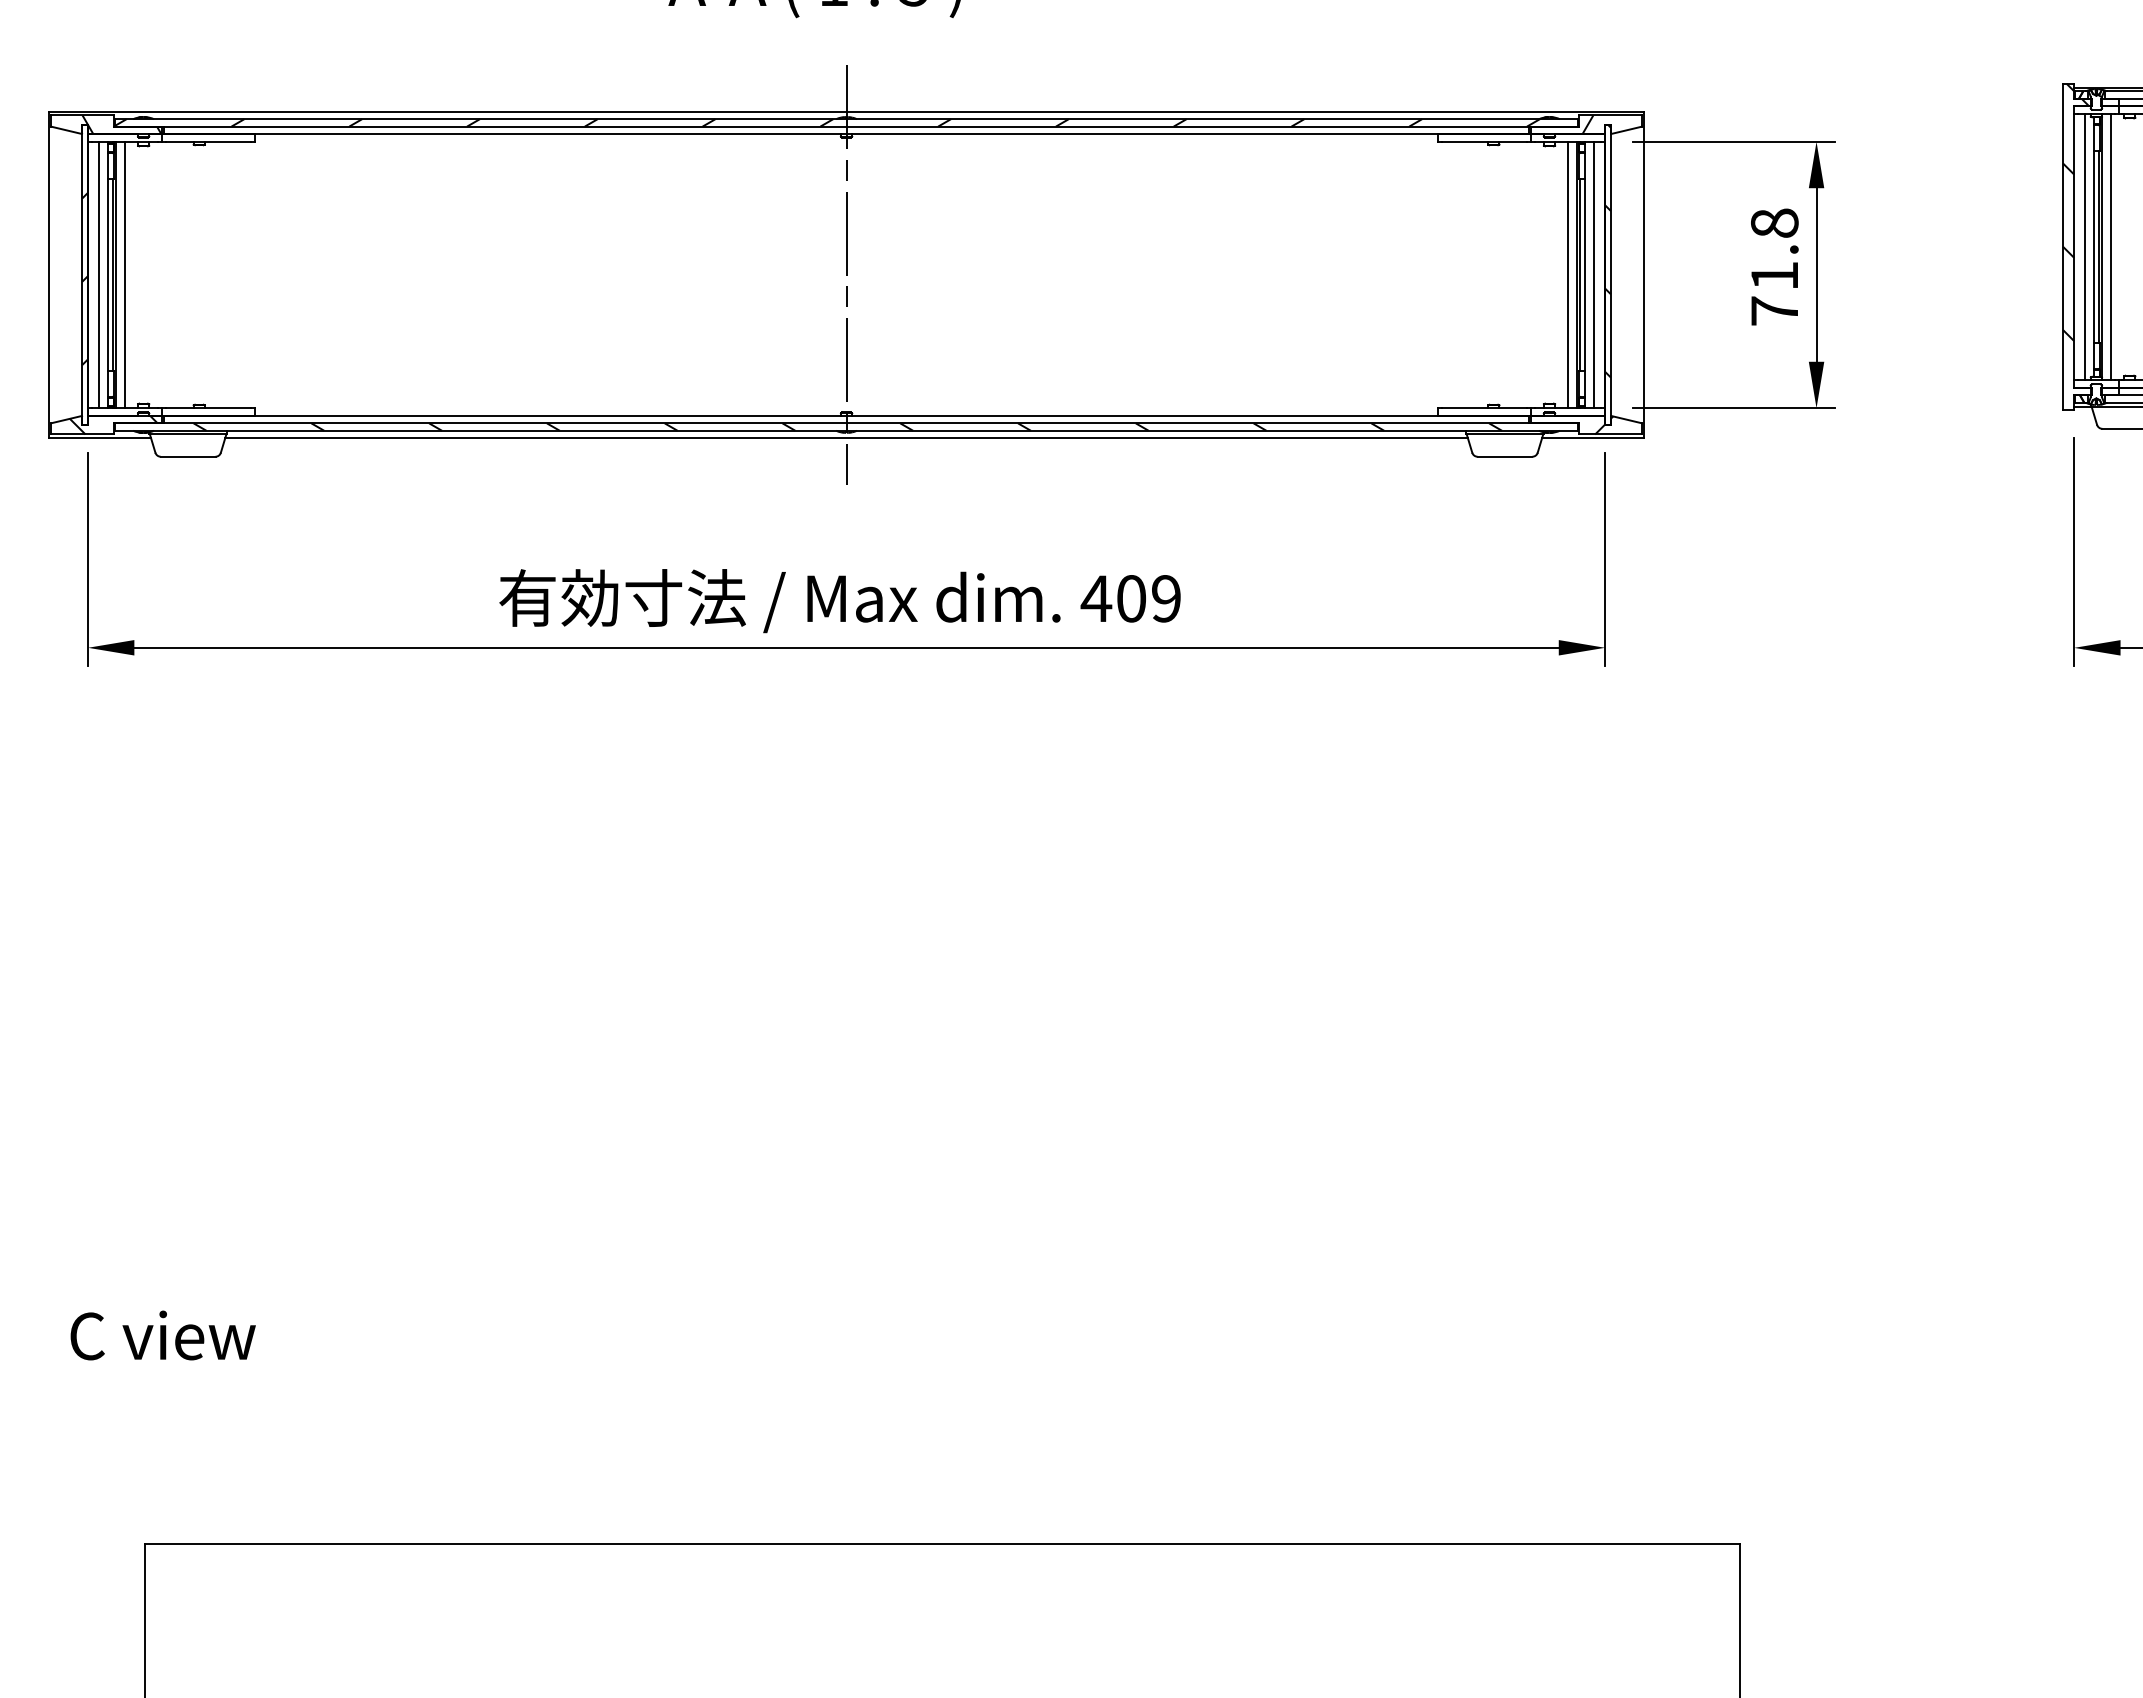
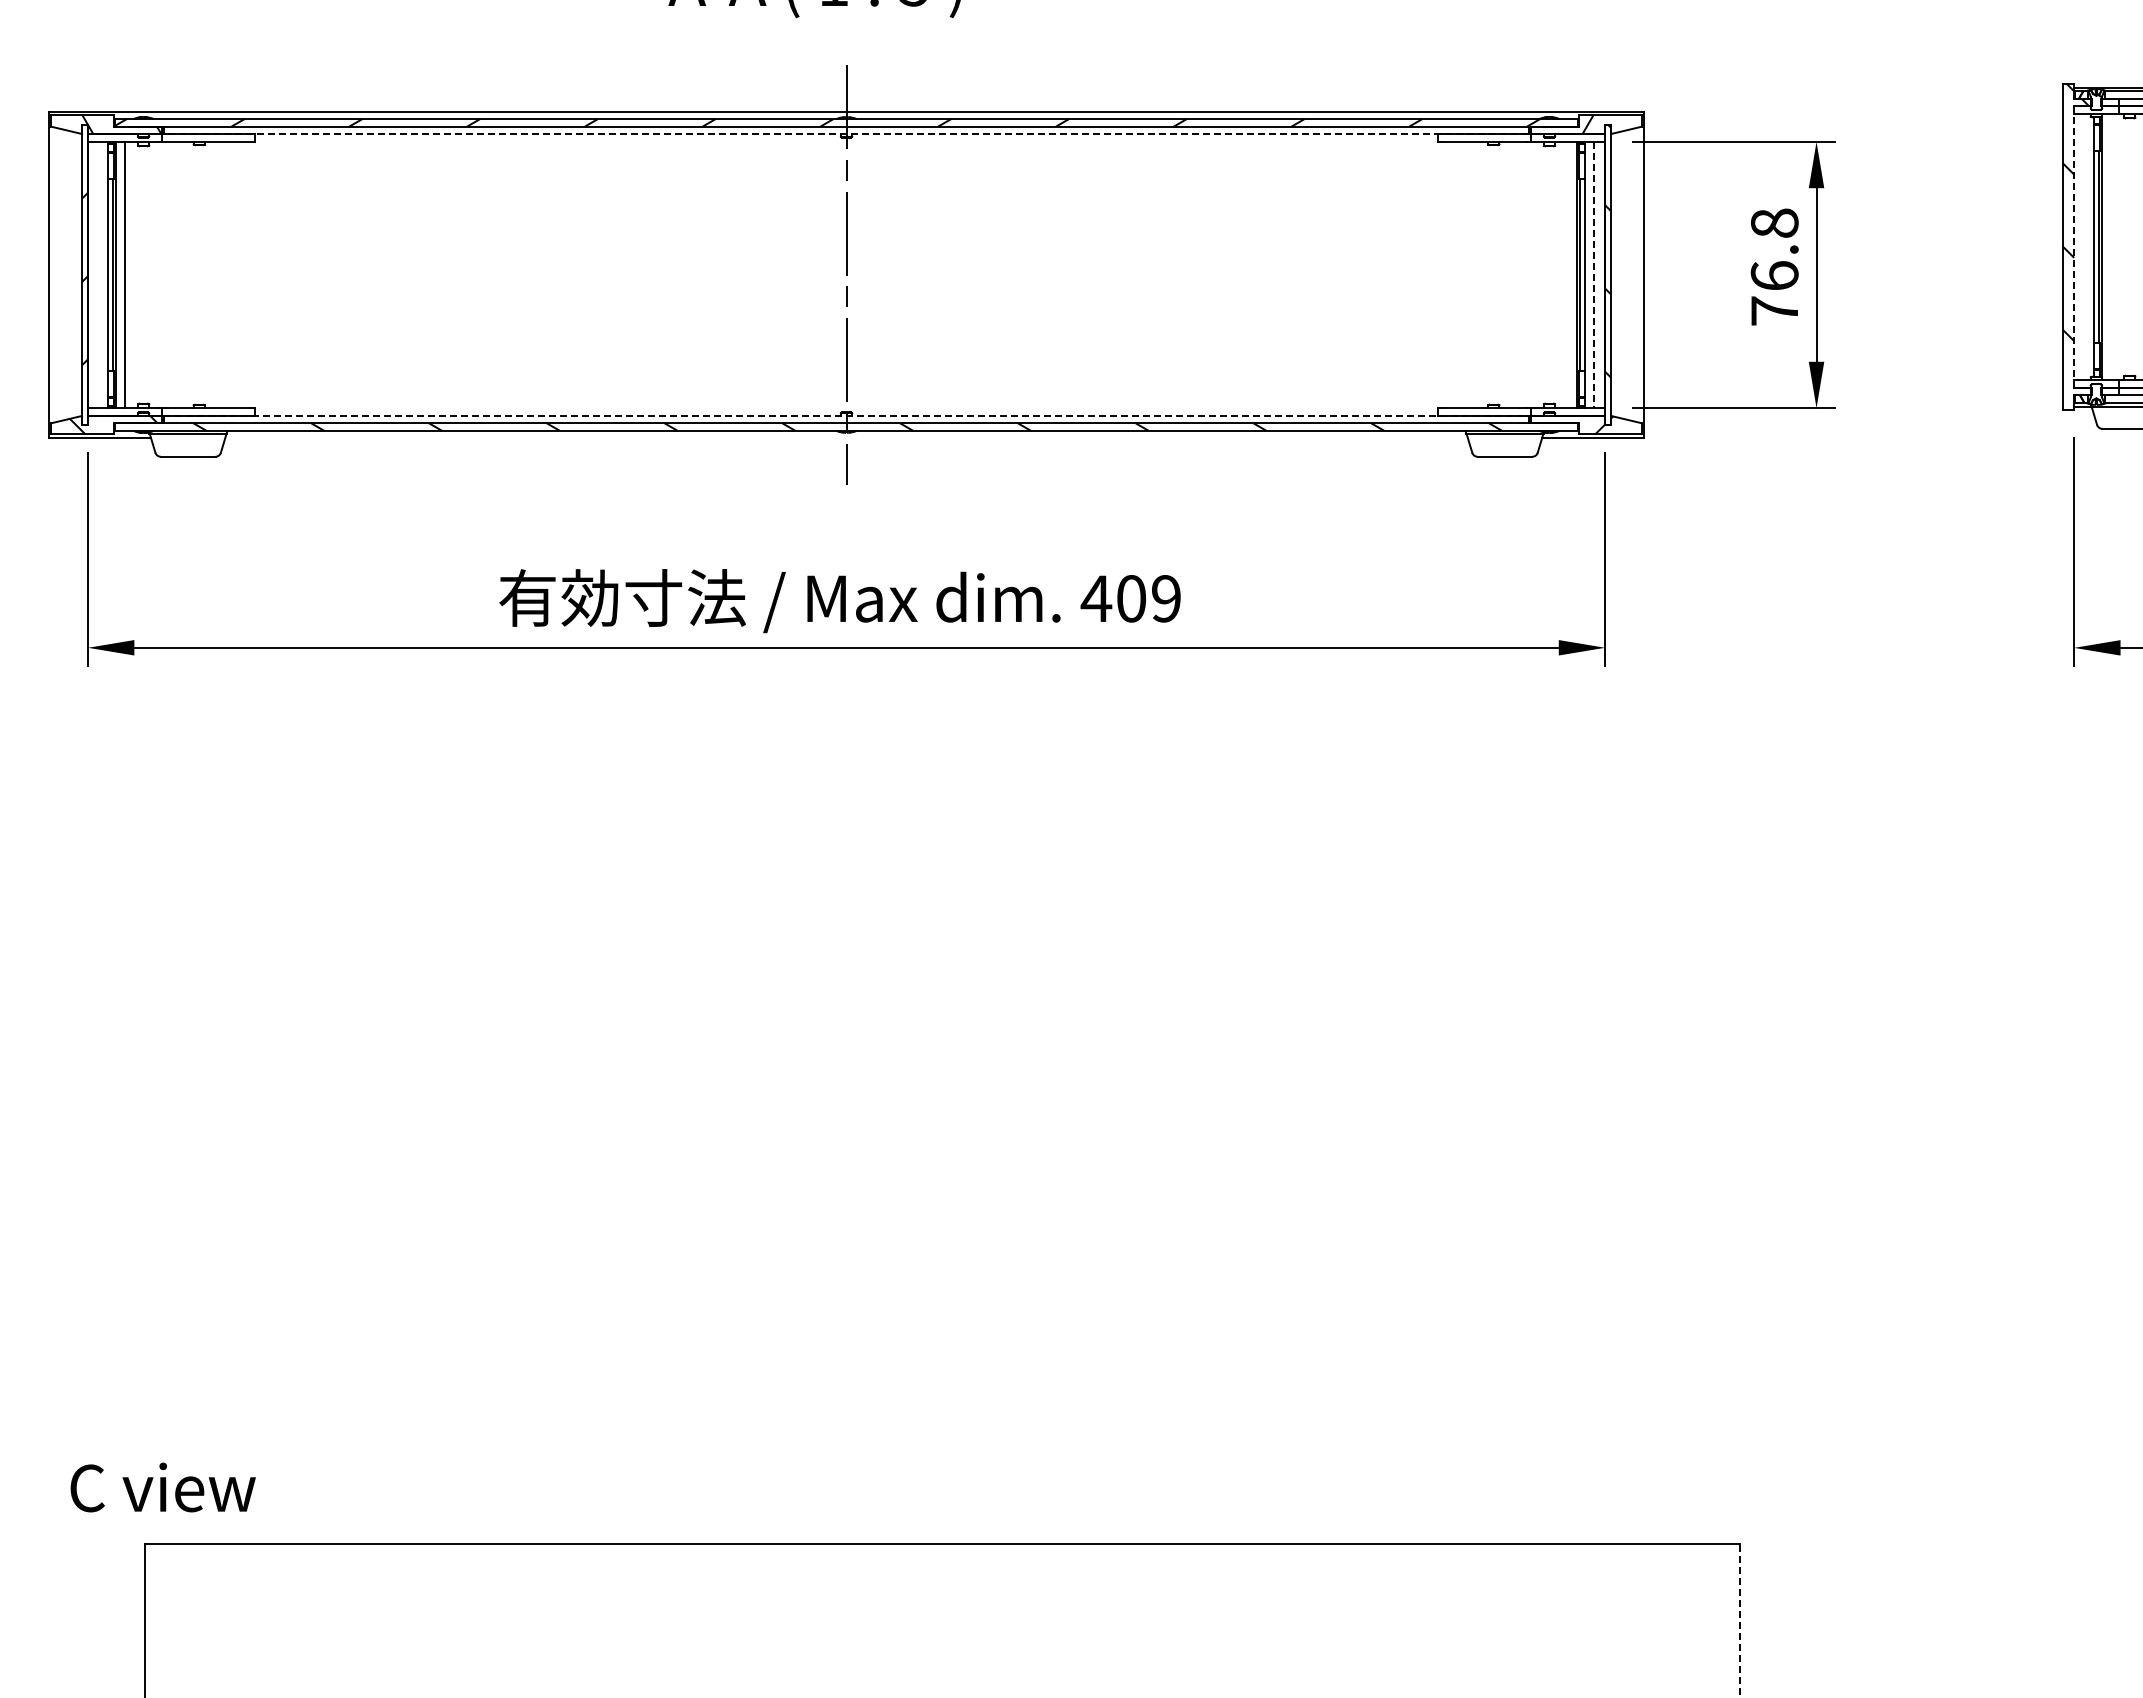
line: solid -> dashed (846, 134)
line: present -> none (2085, 246)
line: present -> none (2111, 246)
line: solid -> dashed (2074, 247)
line: present -> none (99, 274)
line: present -> none (1568, 274)
line: solid -> dashed (1594, 275)
text: 71.8 -> 76.8 (1774, 275)
line: solid -> dashed (846, 415)
line: present -> none (846, 438)
text position: (162, 1335) -> (162, 1487) (162, 1487)
line: solid -> dashed (1739, 1620)
